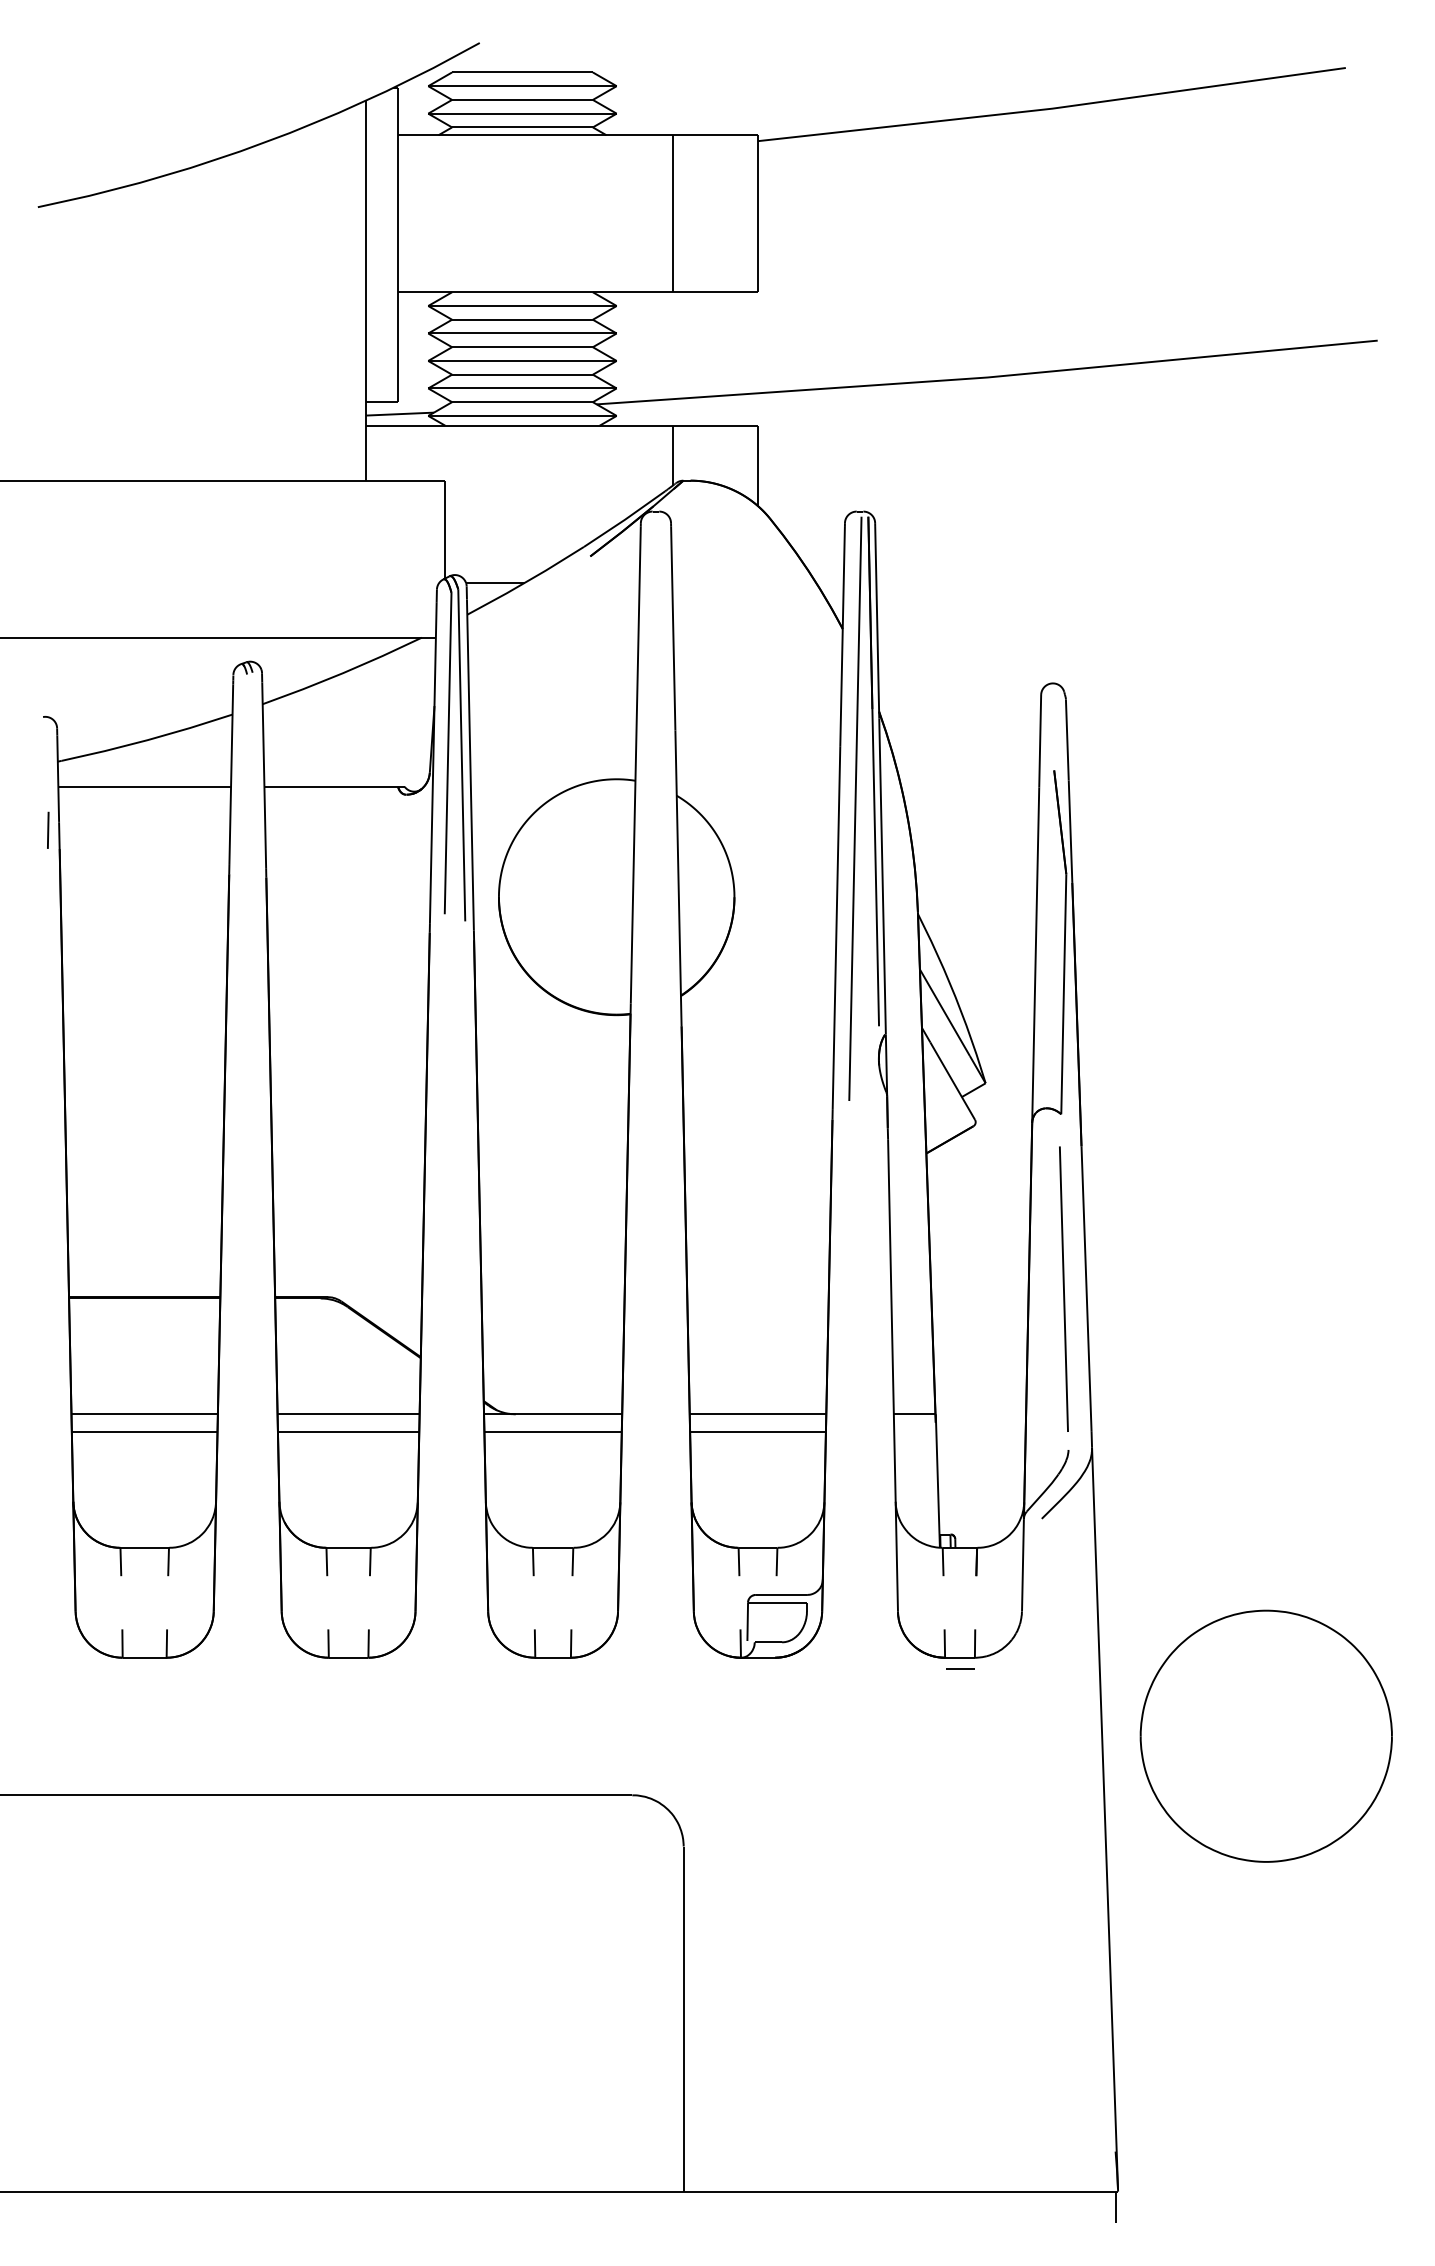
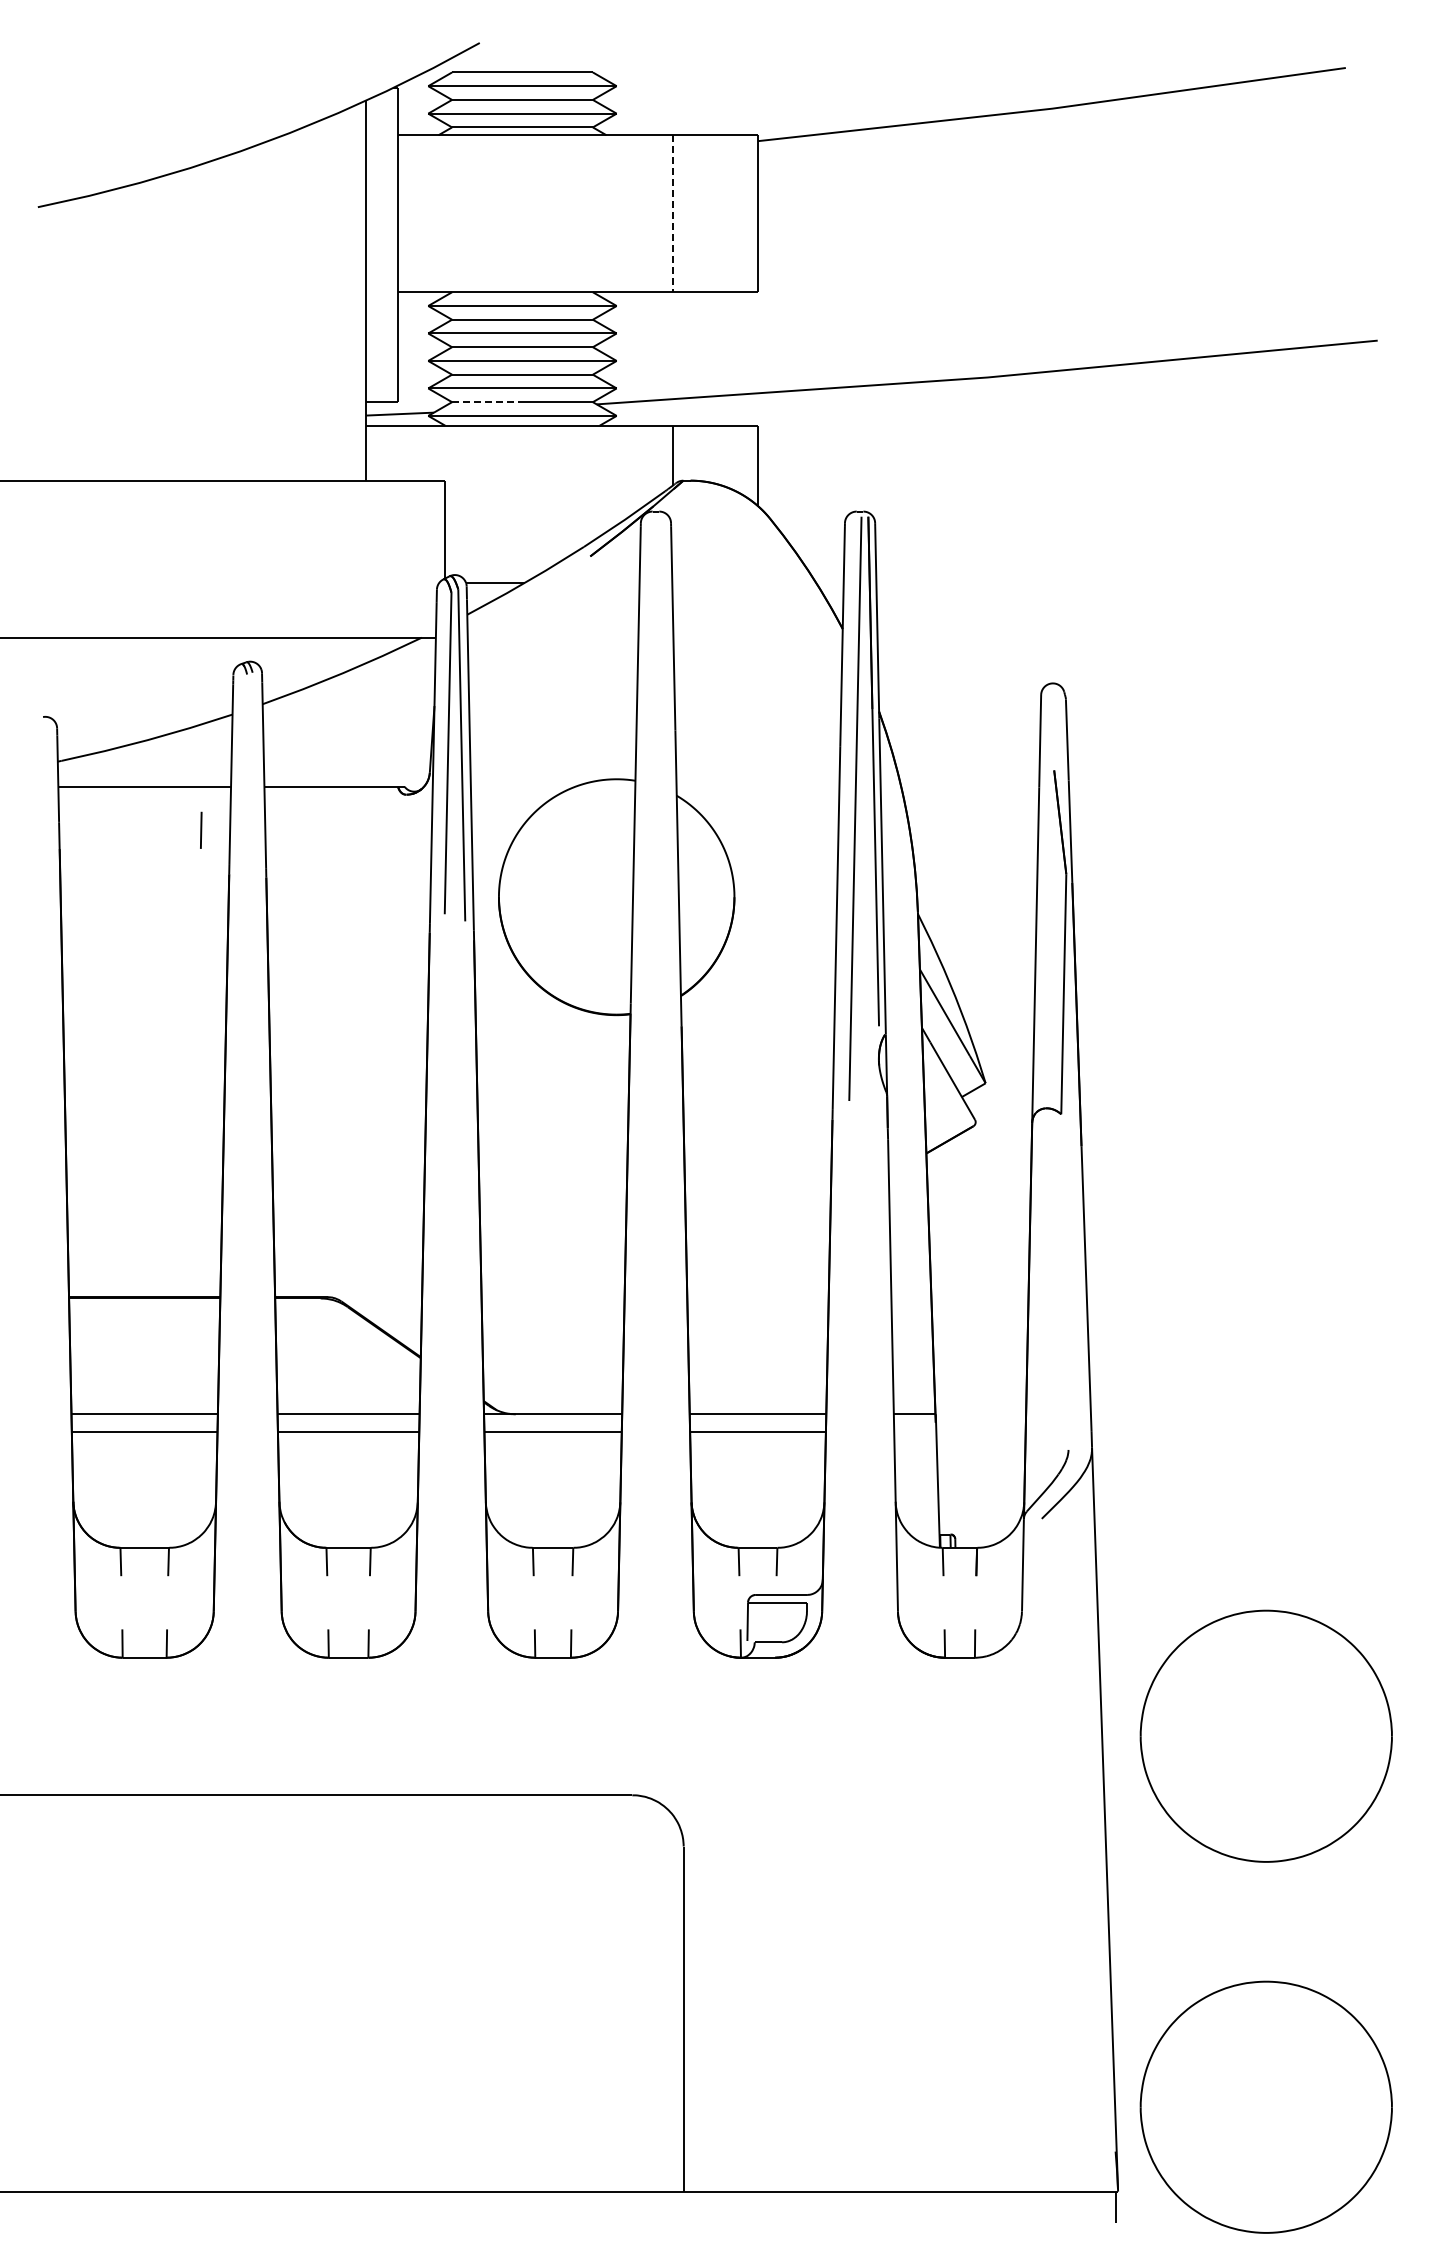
line: solid -> dashed (673, 213)
line: solid -> dashed (487, 402)
line position: (48, 829) -> (201, 829) (201, 829)
line: present -> none (1063, 1288)
line: present -> none (960, 1668)
part: none -> present (1265, 2106)
